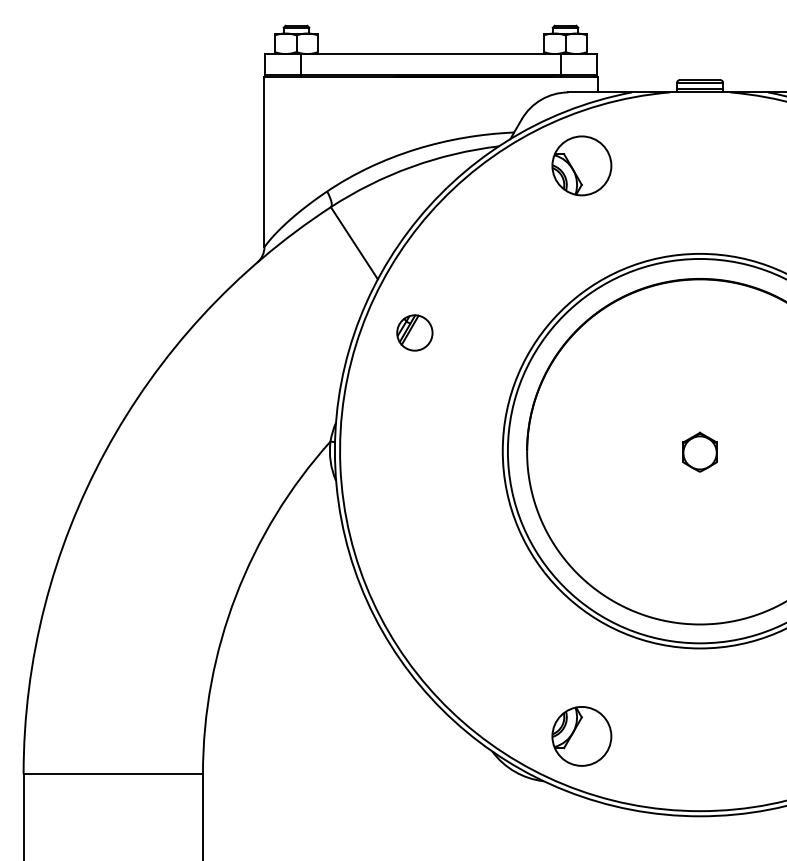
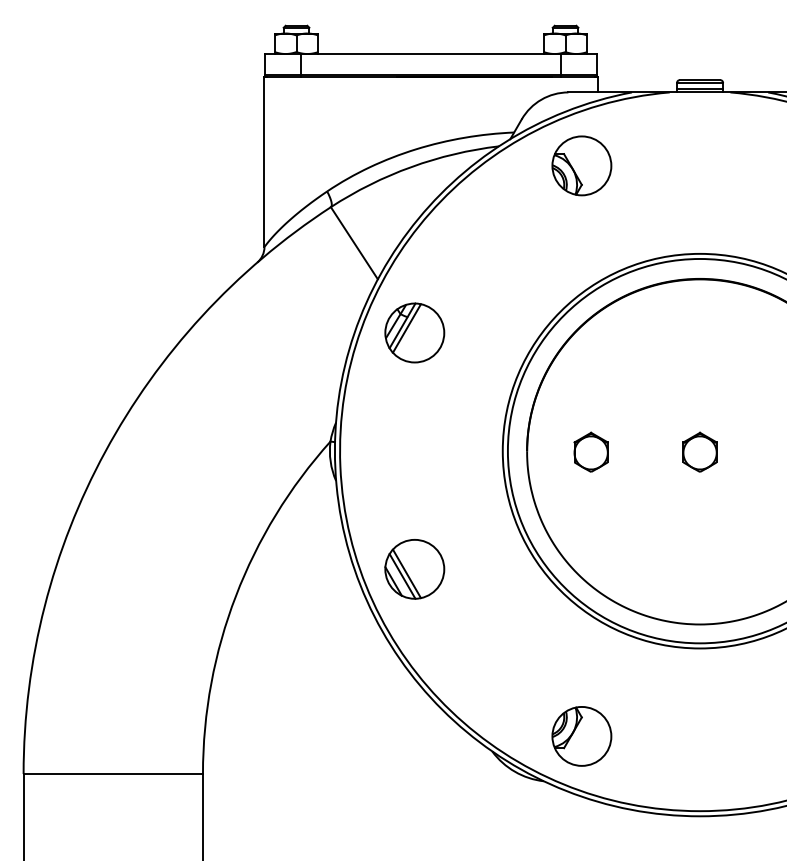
part size: 38x38 px -> 62x62 px (414, 332)
part: none -> present (590, 451)
part: none -> present (414, 569)
